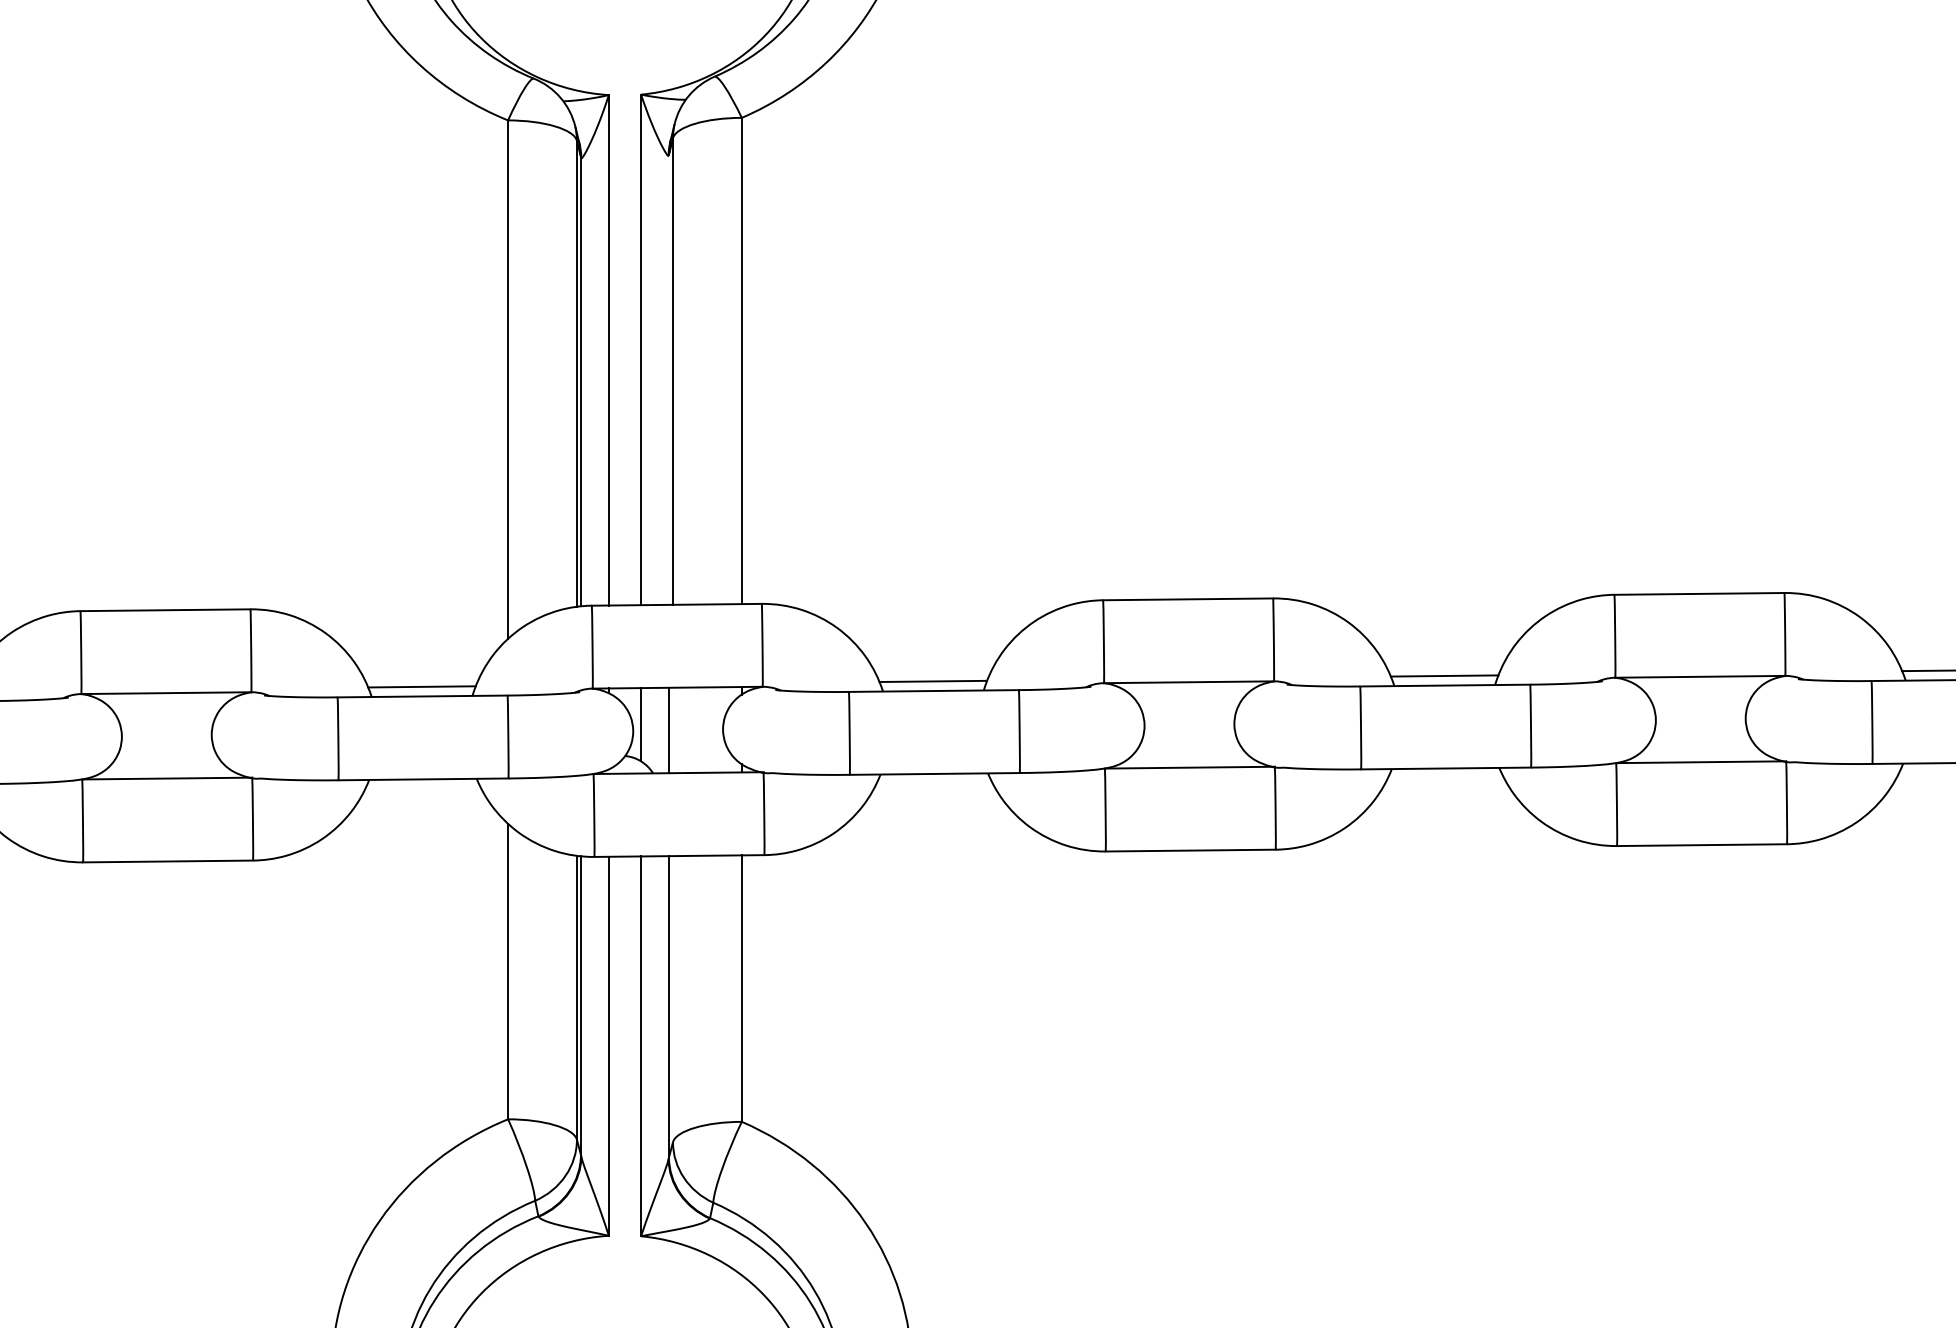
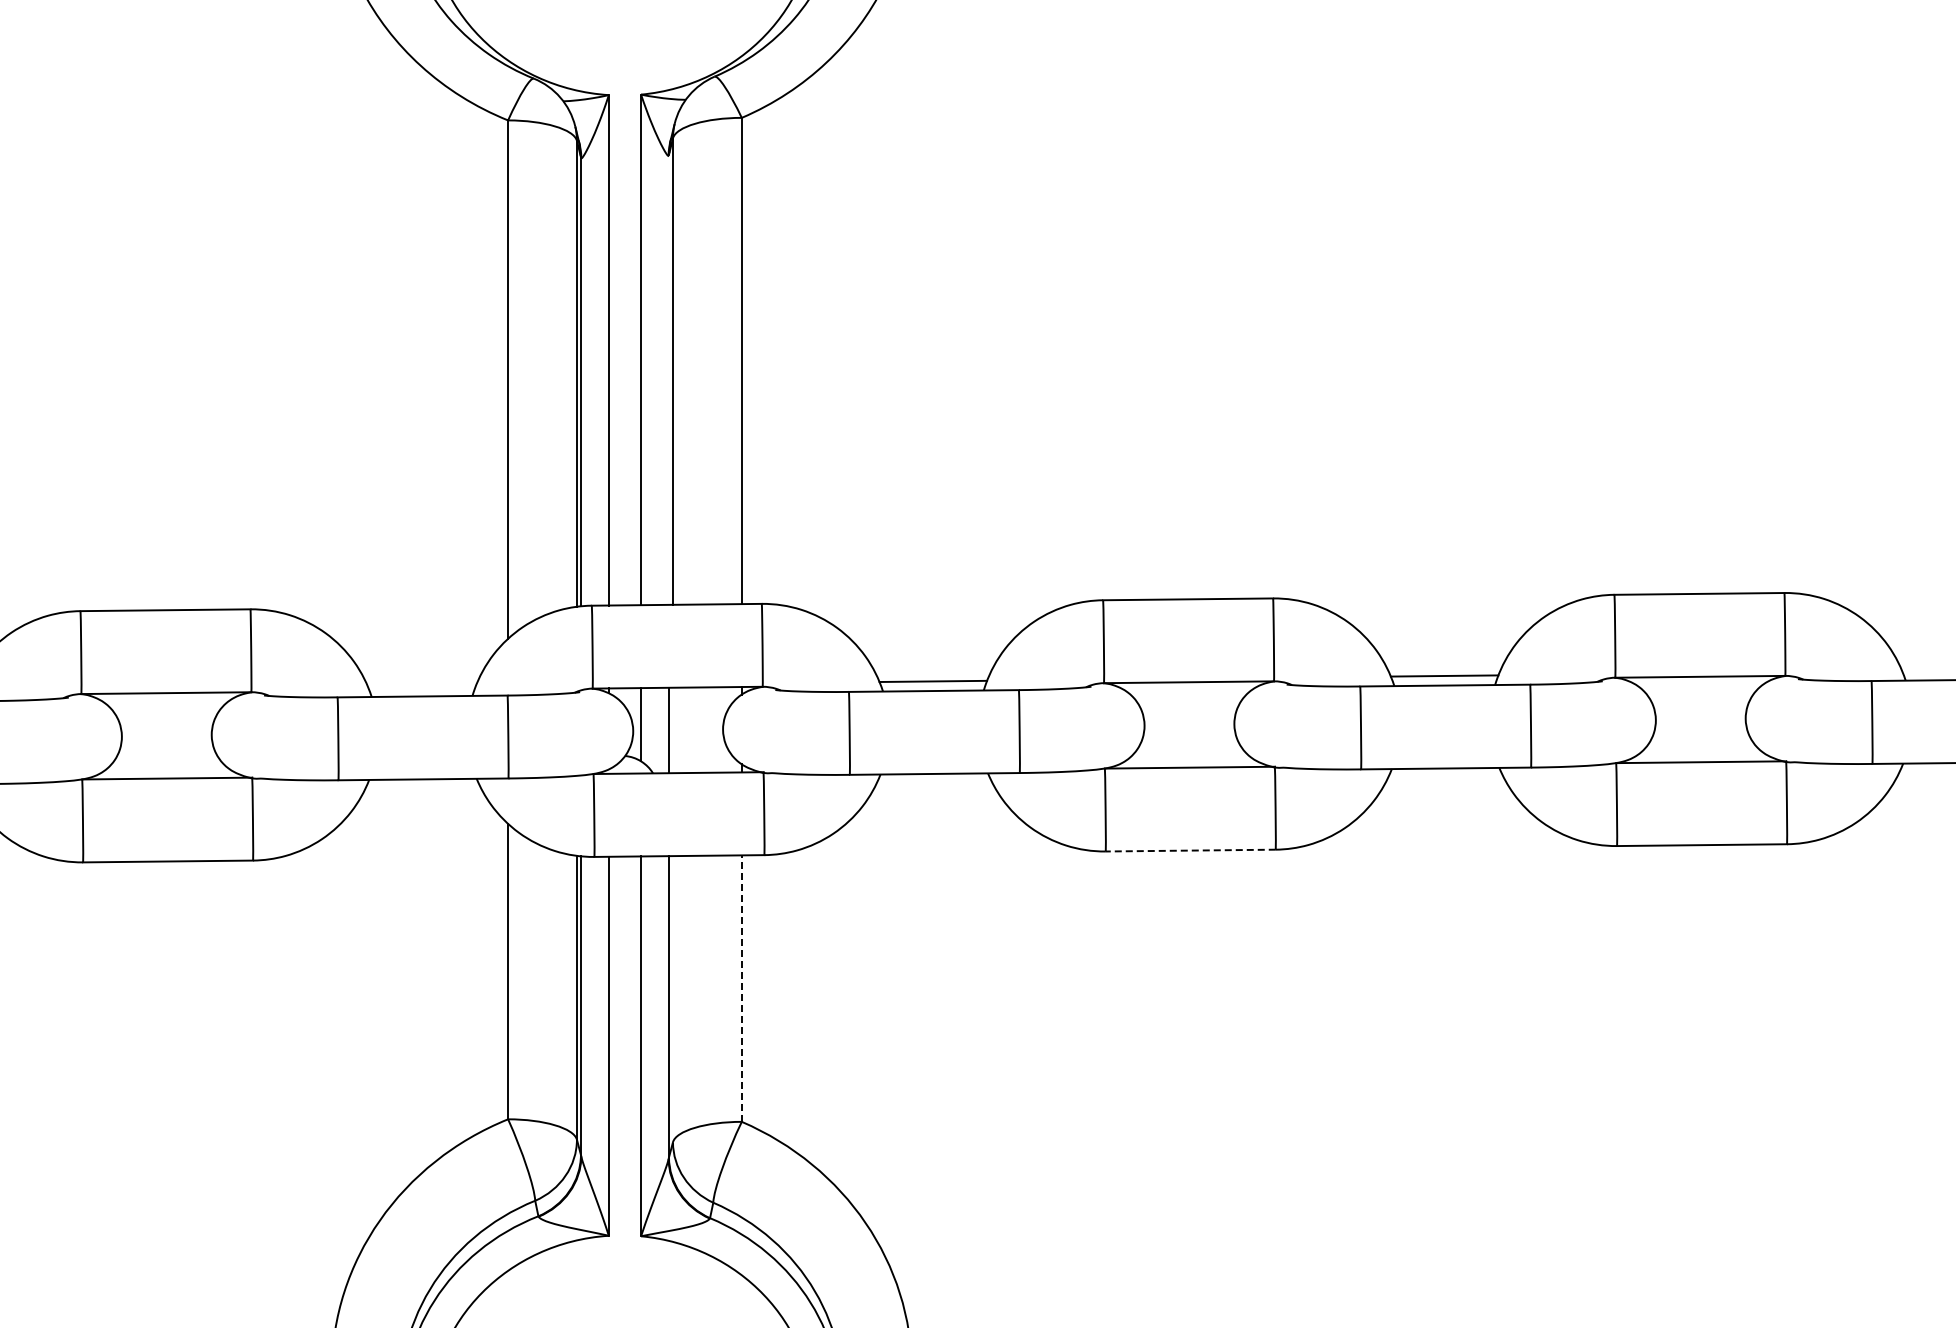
line: present -> none (1927, 670)
line: present -> none (421, 686)
line: solid -> dashed (1190, 850)
line: solid -> dashed (741, 988)
